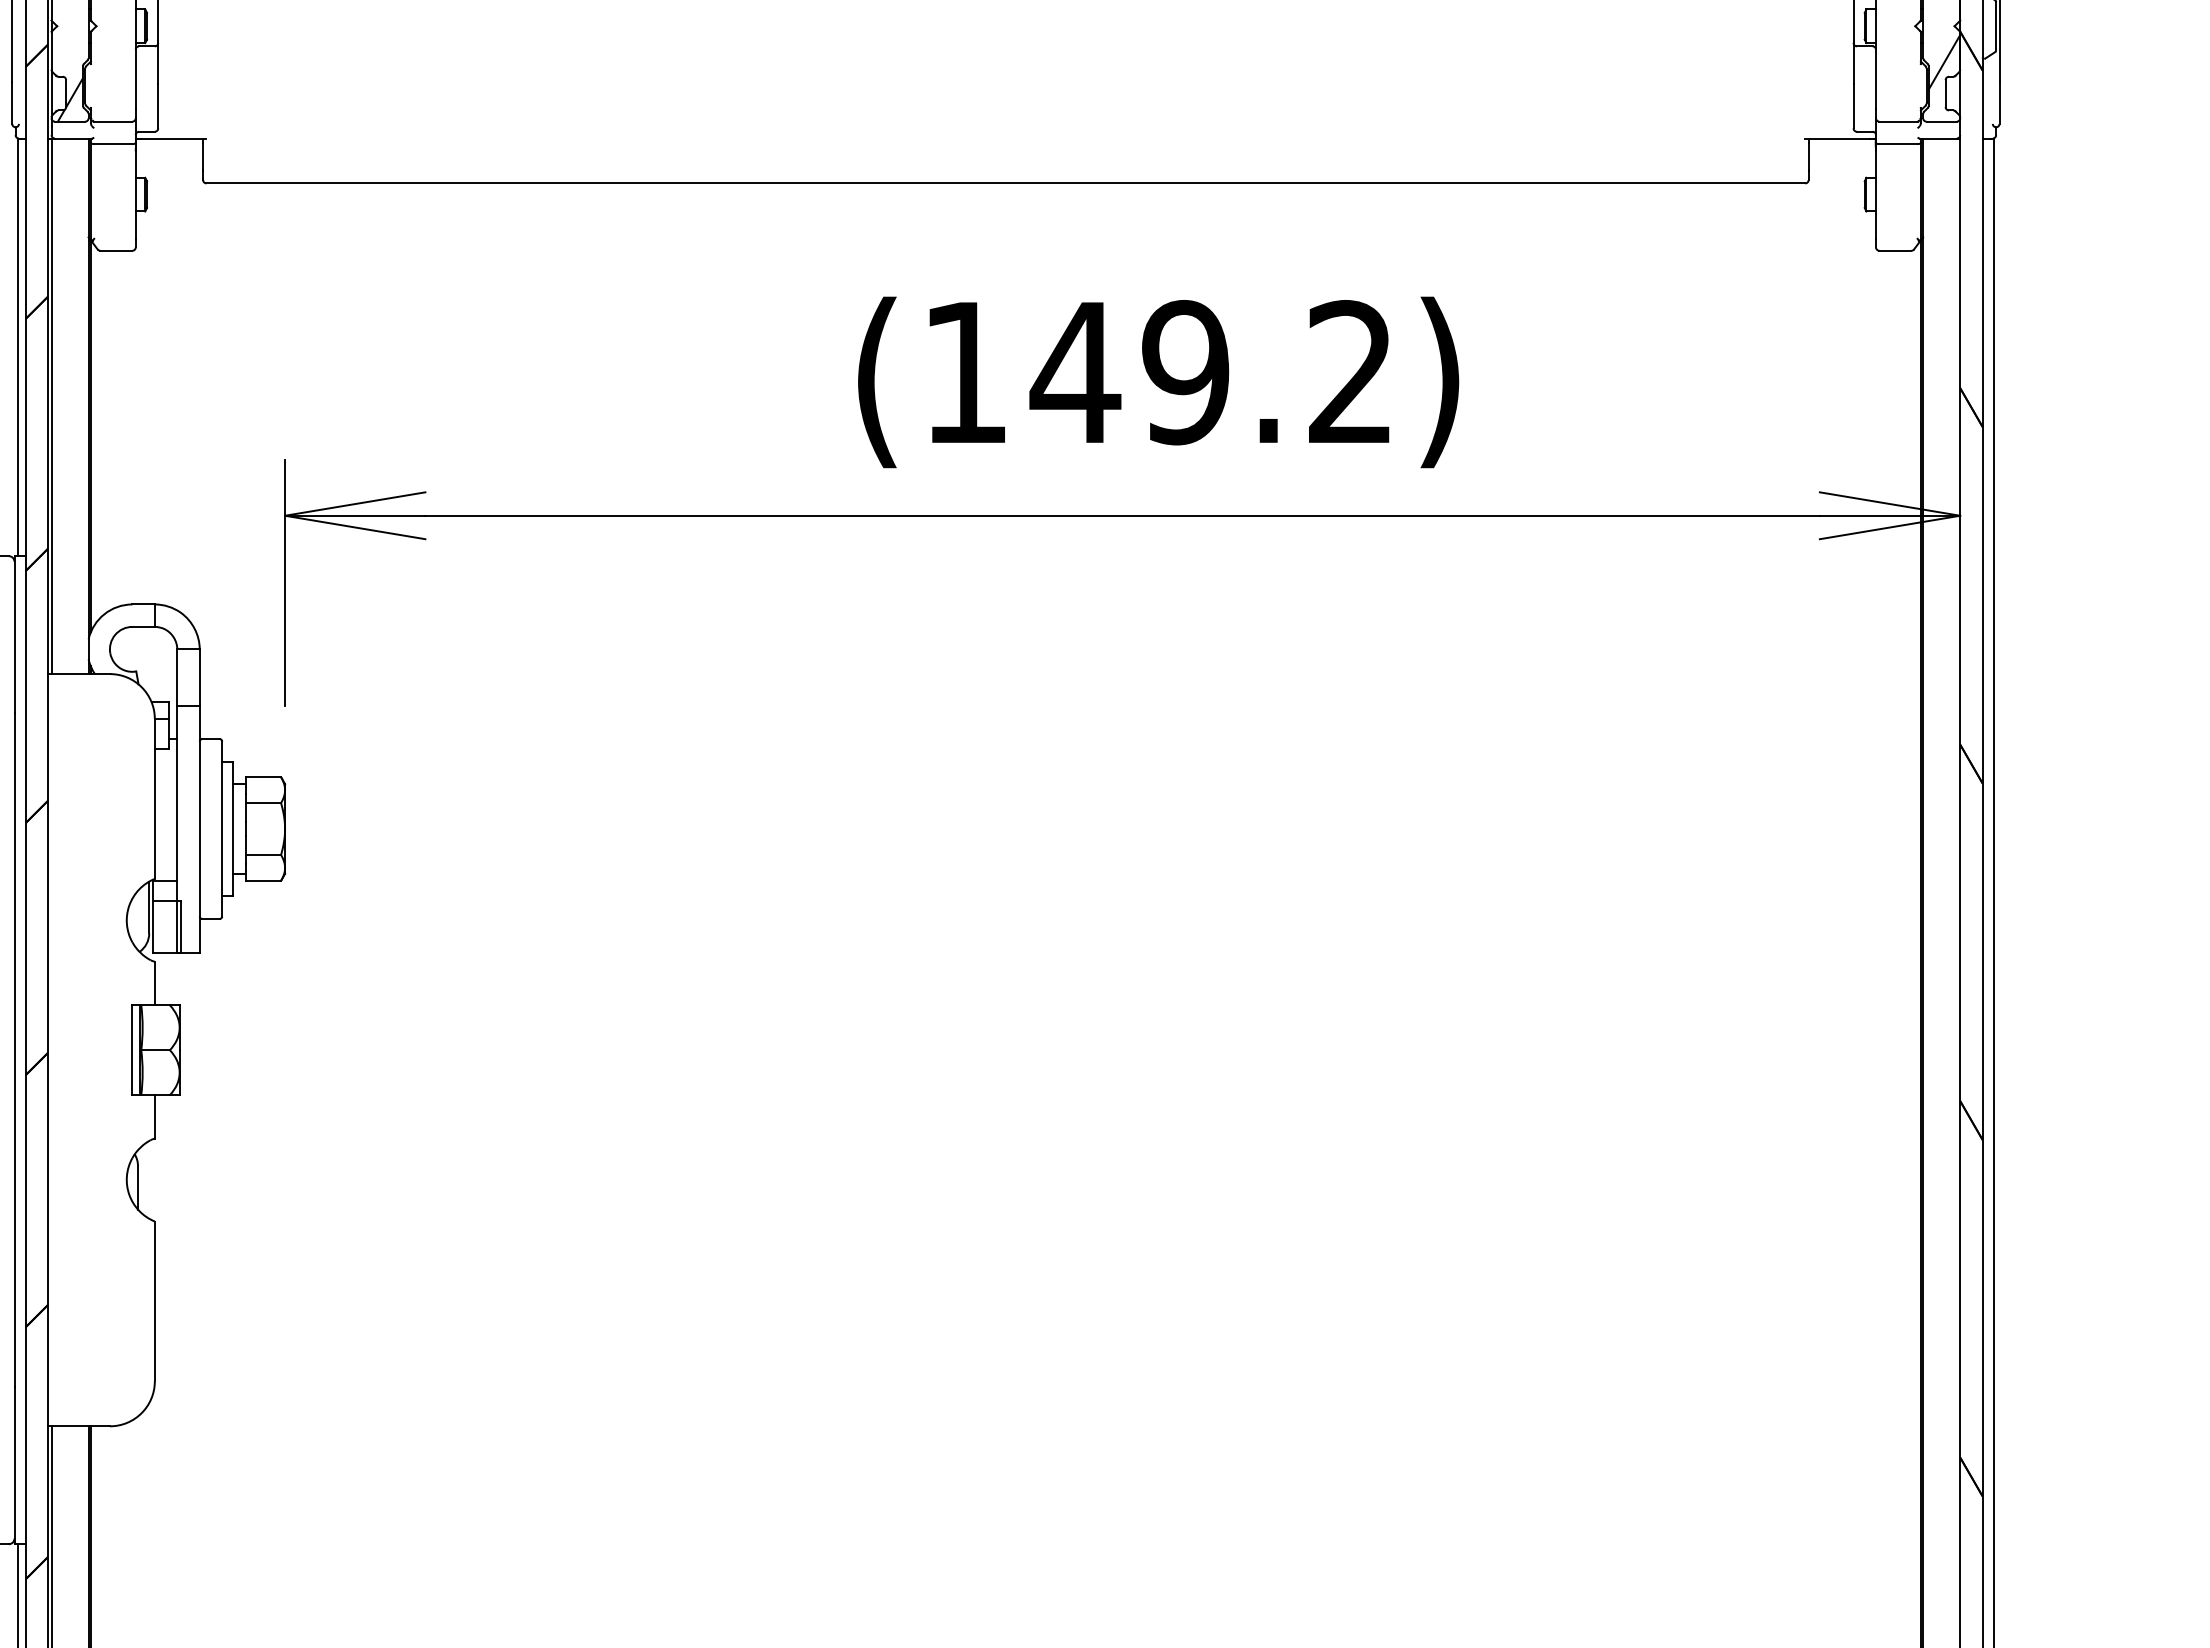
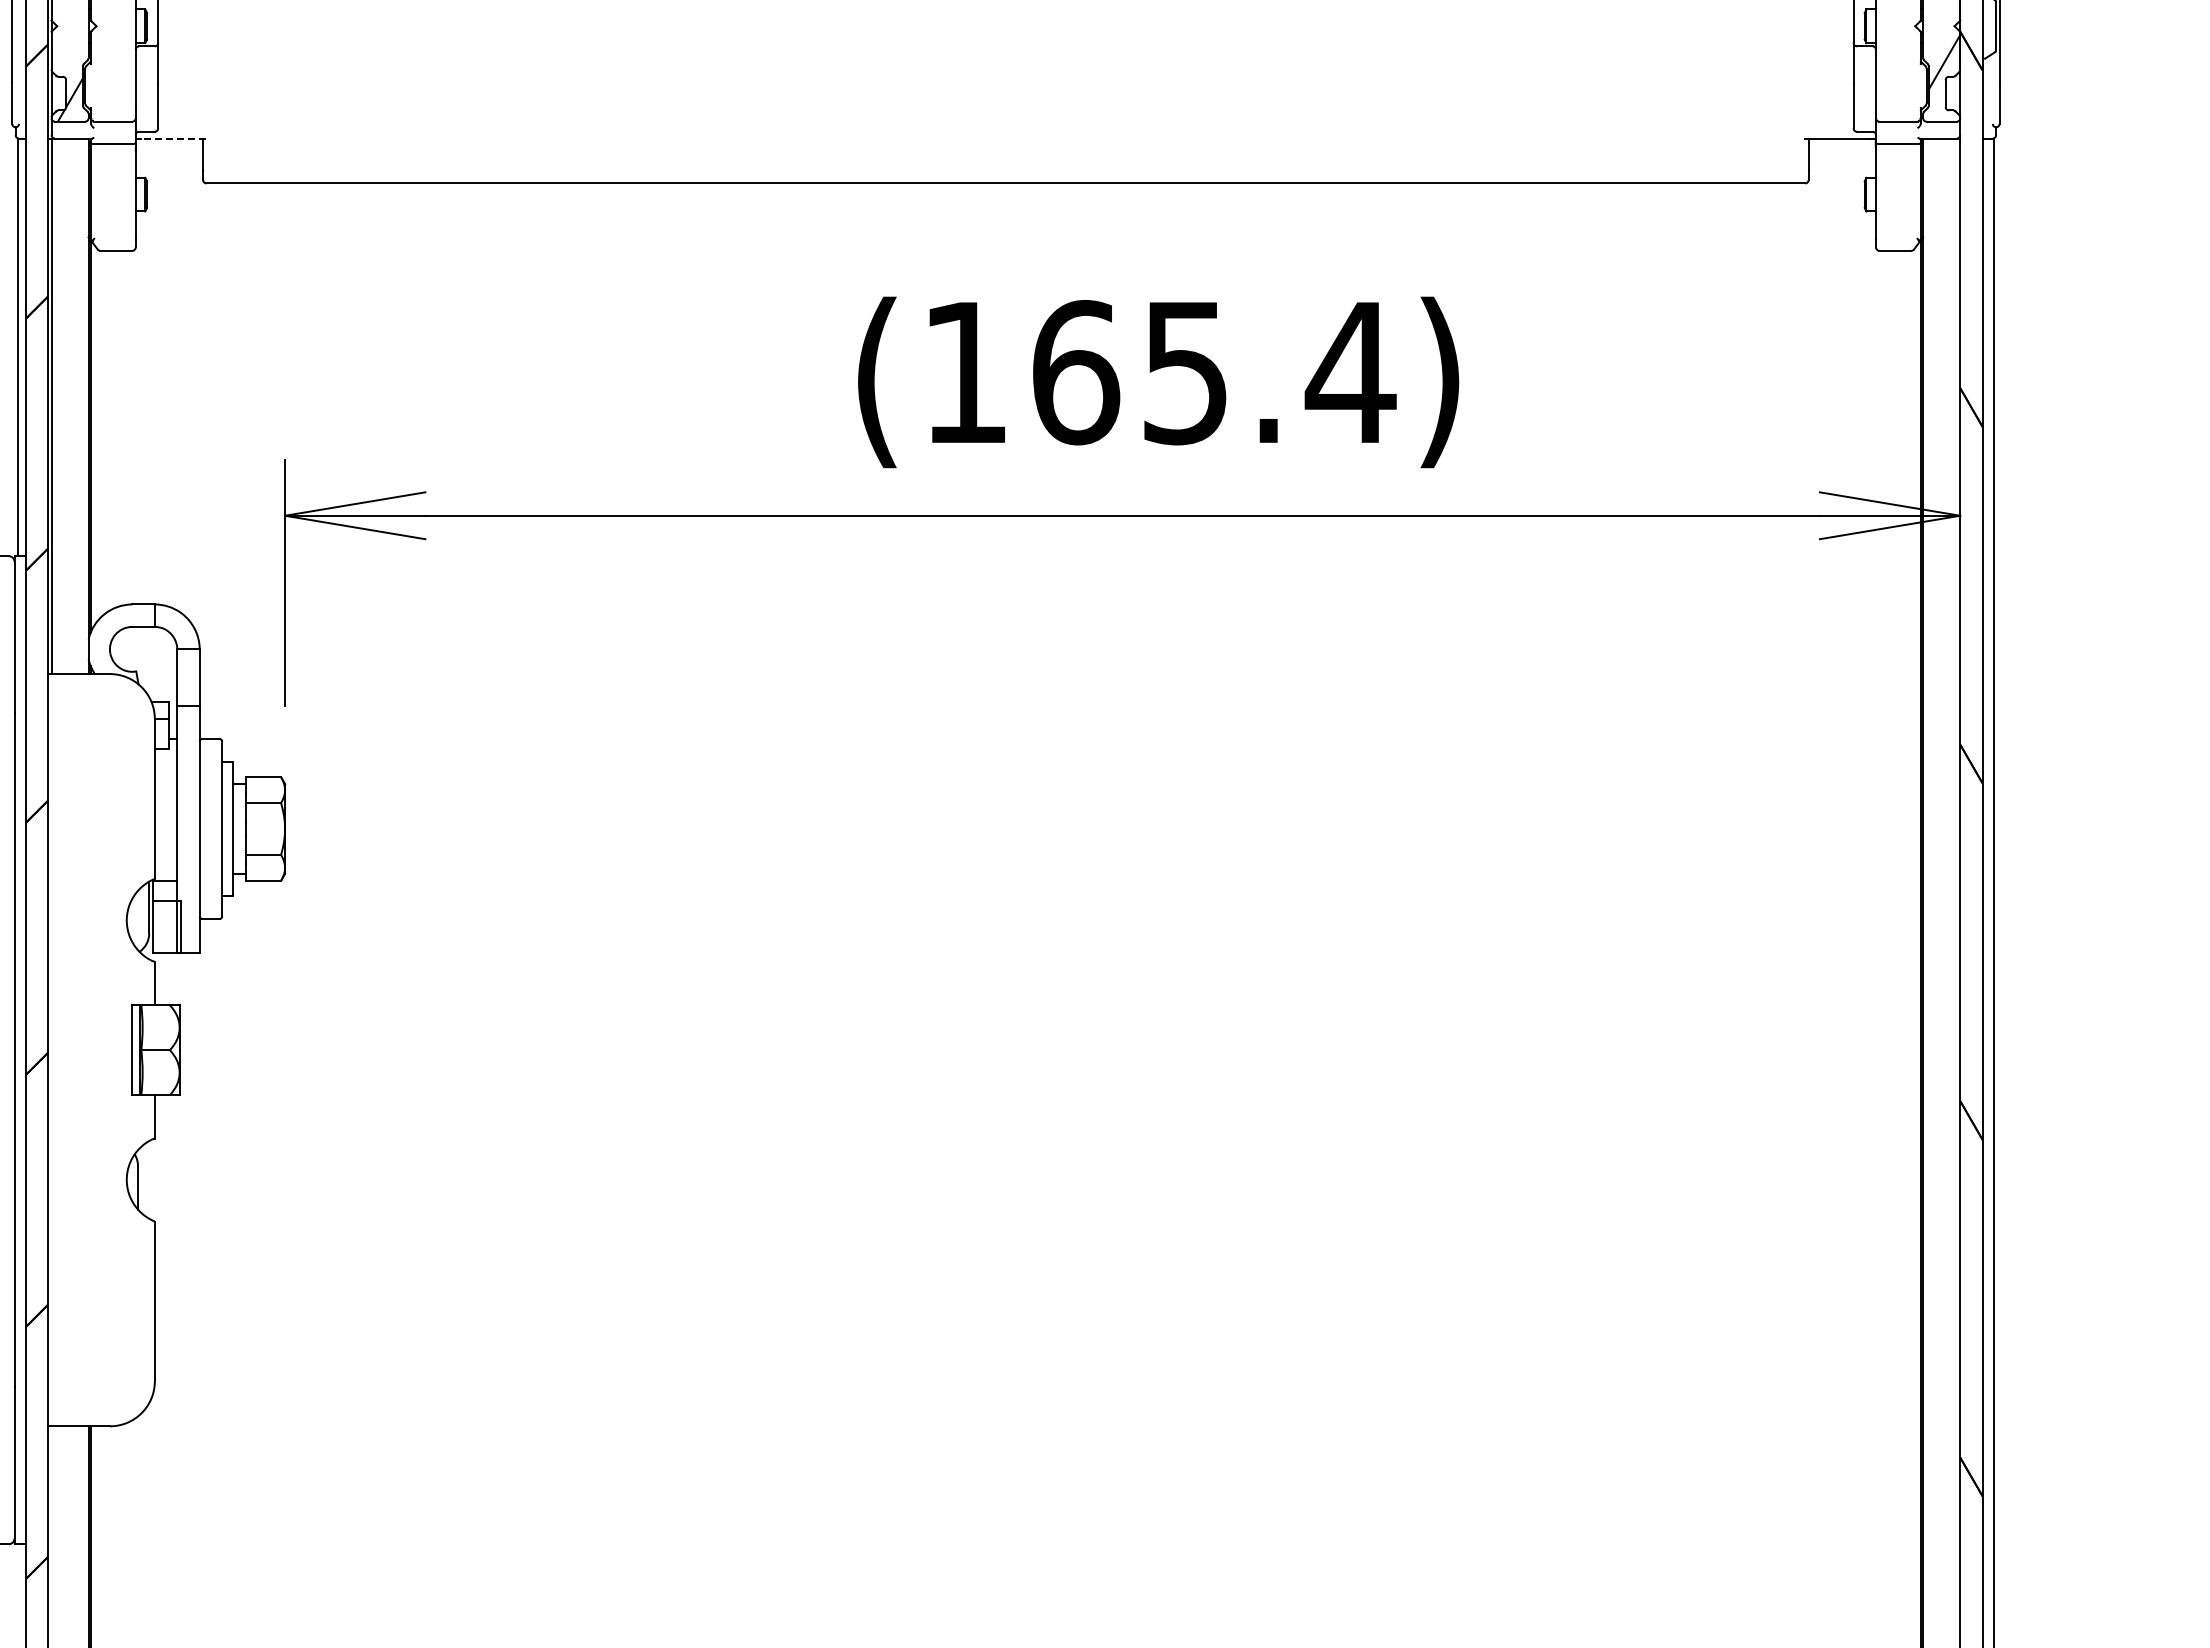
line: solid -> dashed (173, 138)
text: (149.2) -> (165.4) (1212, 372)
line: present -> none (51, 1535)
line: present -> none (17, 1594)
